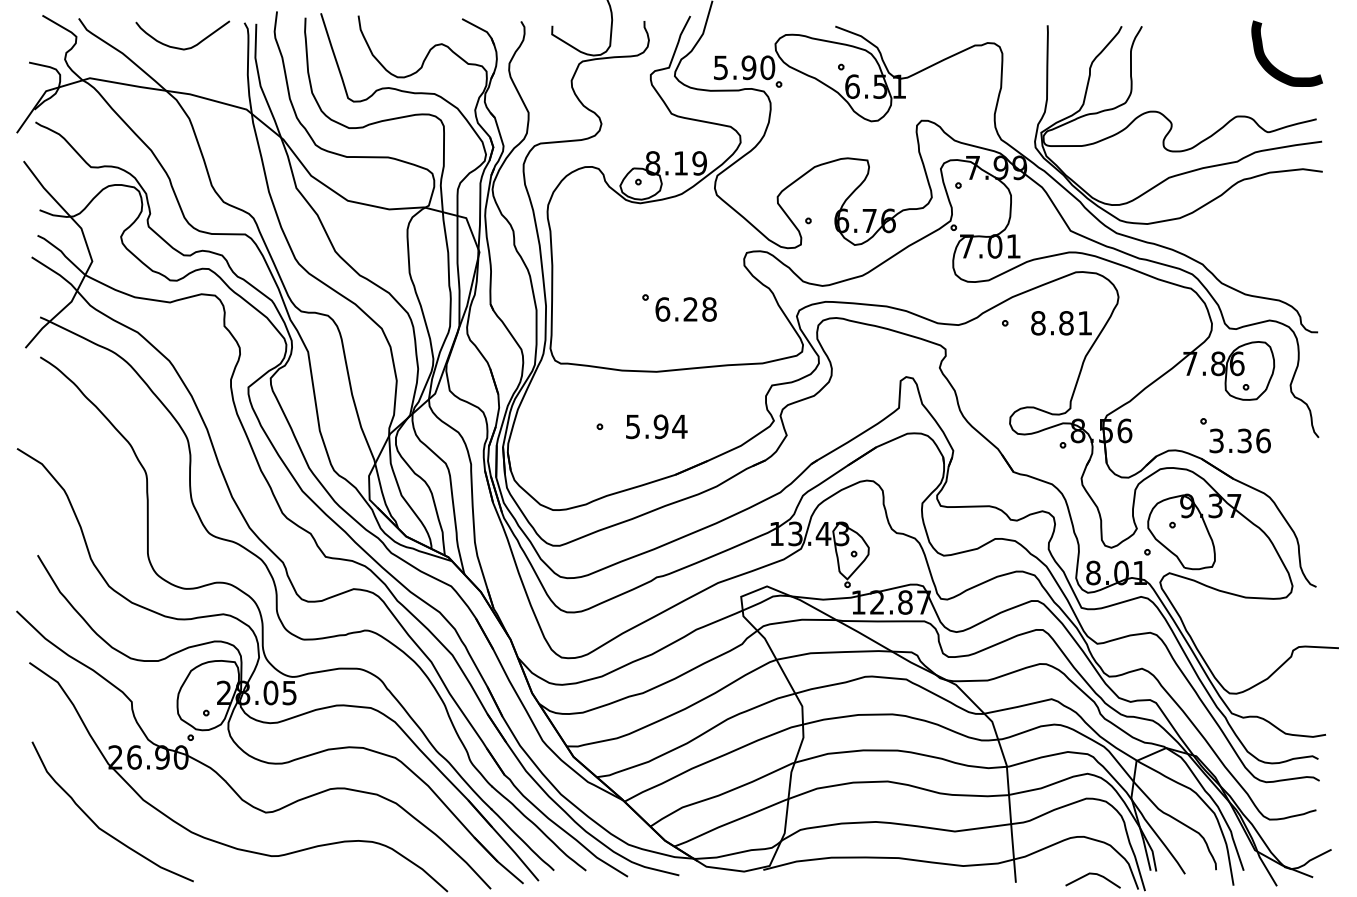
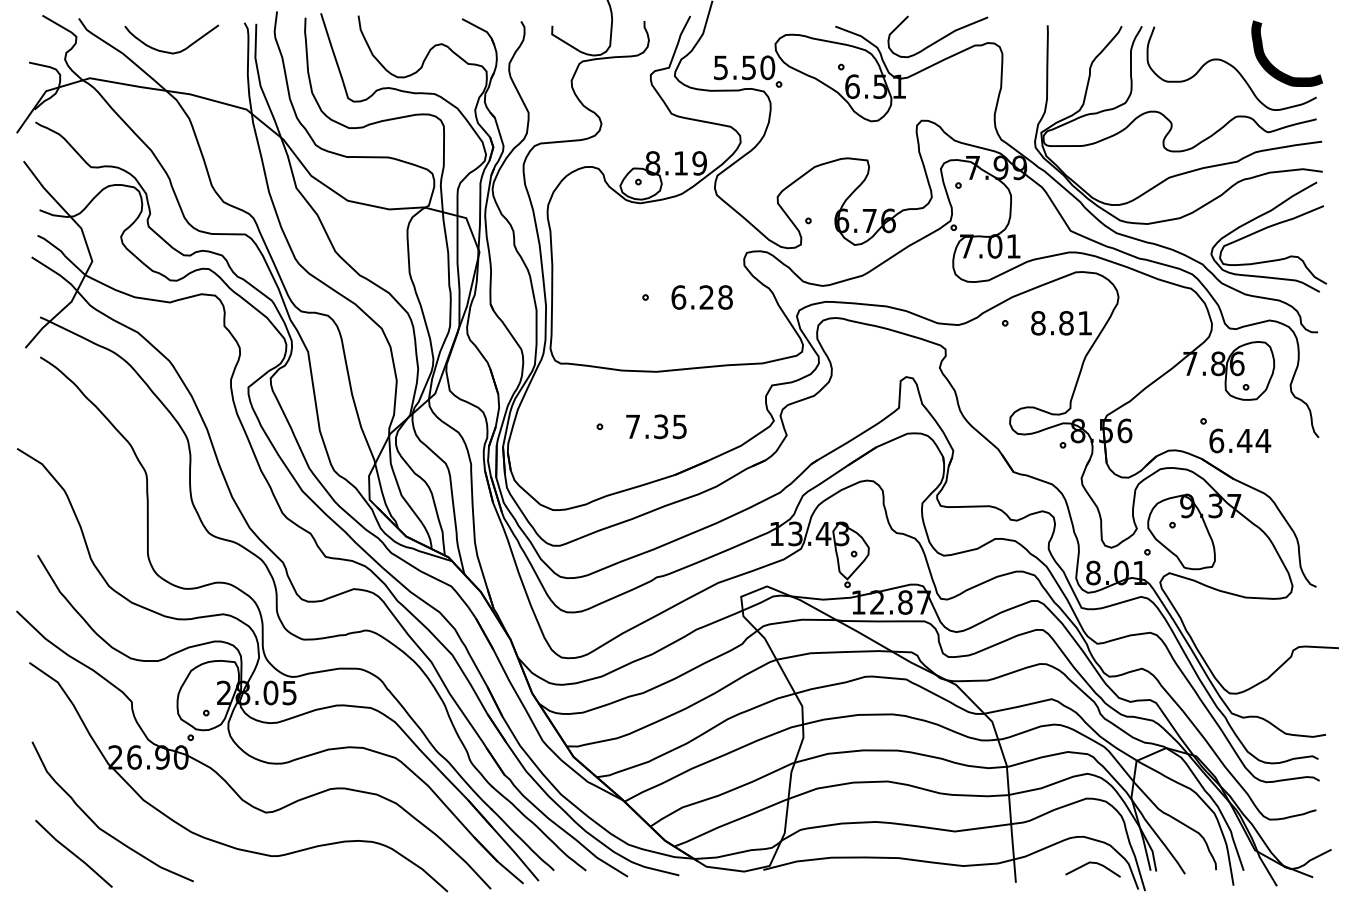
curve: none -> present (938, 39)
curve position: (179, 47) -> (168, 51) (168, 51)
text: 5.90 -> 5.50 (748, 67)
curve: none -> present (1232, 67)
part: none -> present (1265, 229)
text position: (685, 309) -> (701, 297) (701, 297)
text: 5.94 -> 7.35 (656, 426)
text: 3.36 -> 6.44 (1240, 440)
line: none -> present (73, 853)
line position: (1092, 874) -> (1092, 863) (1092, 863)
